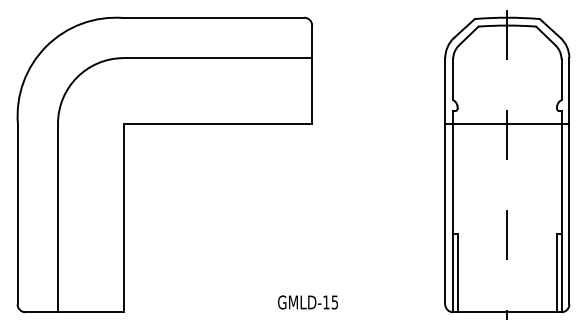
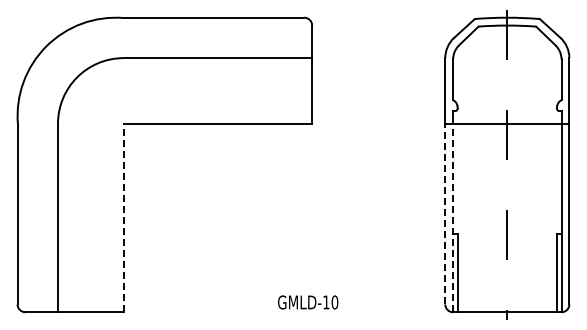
line: solid -> dashed (445, 213)
line: solid -> dashed (123, 217)
line: solid -> dashed (453, 217)
text: GMLD-15 -> GMLD-10 (334, 302)
